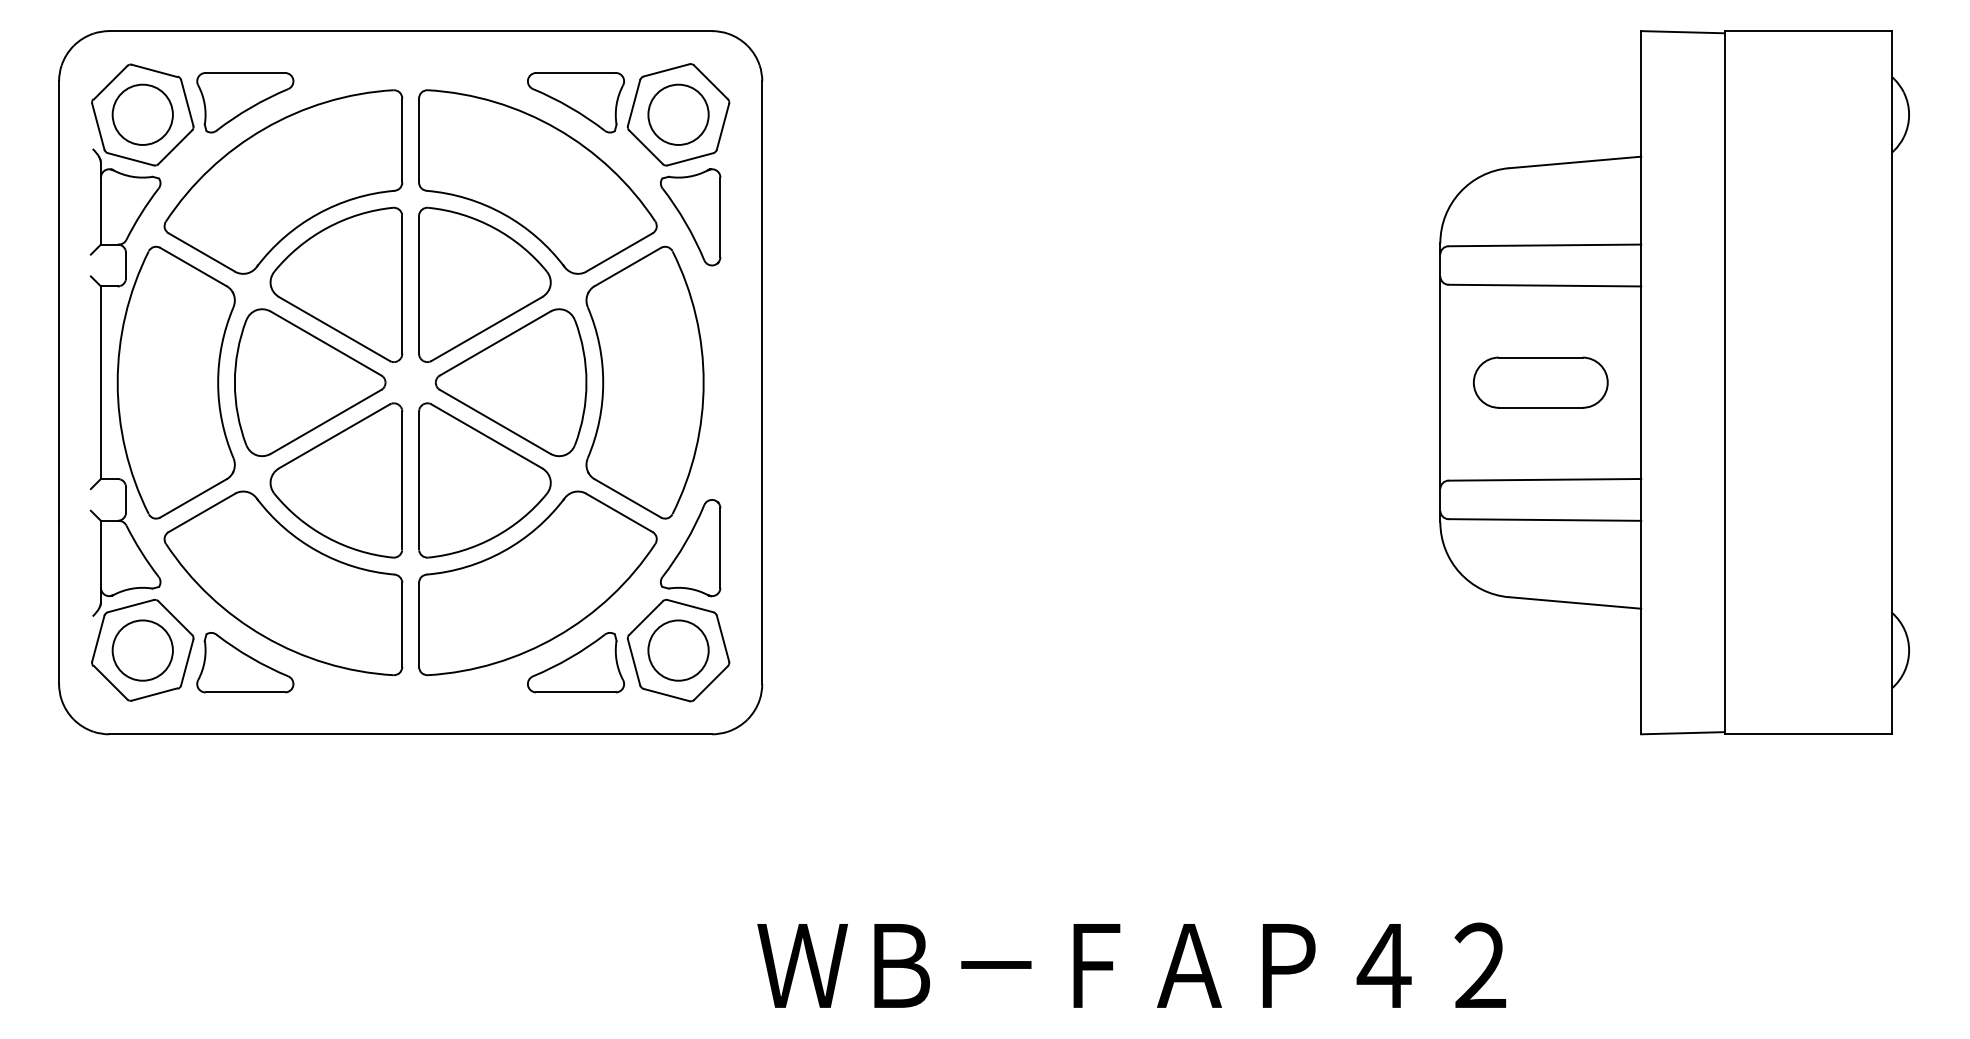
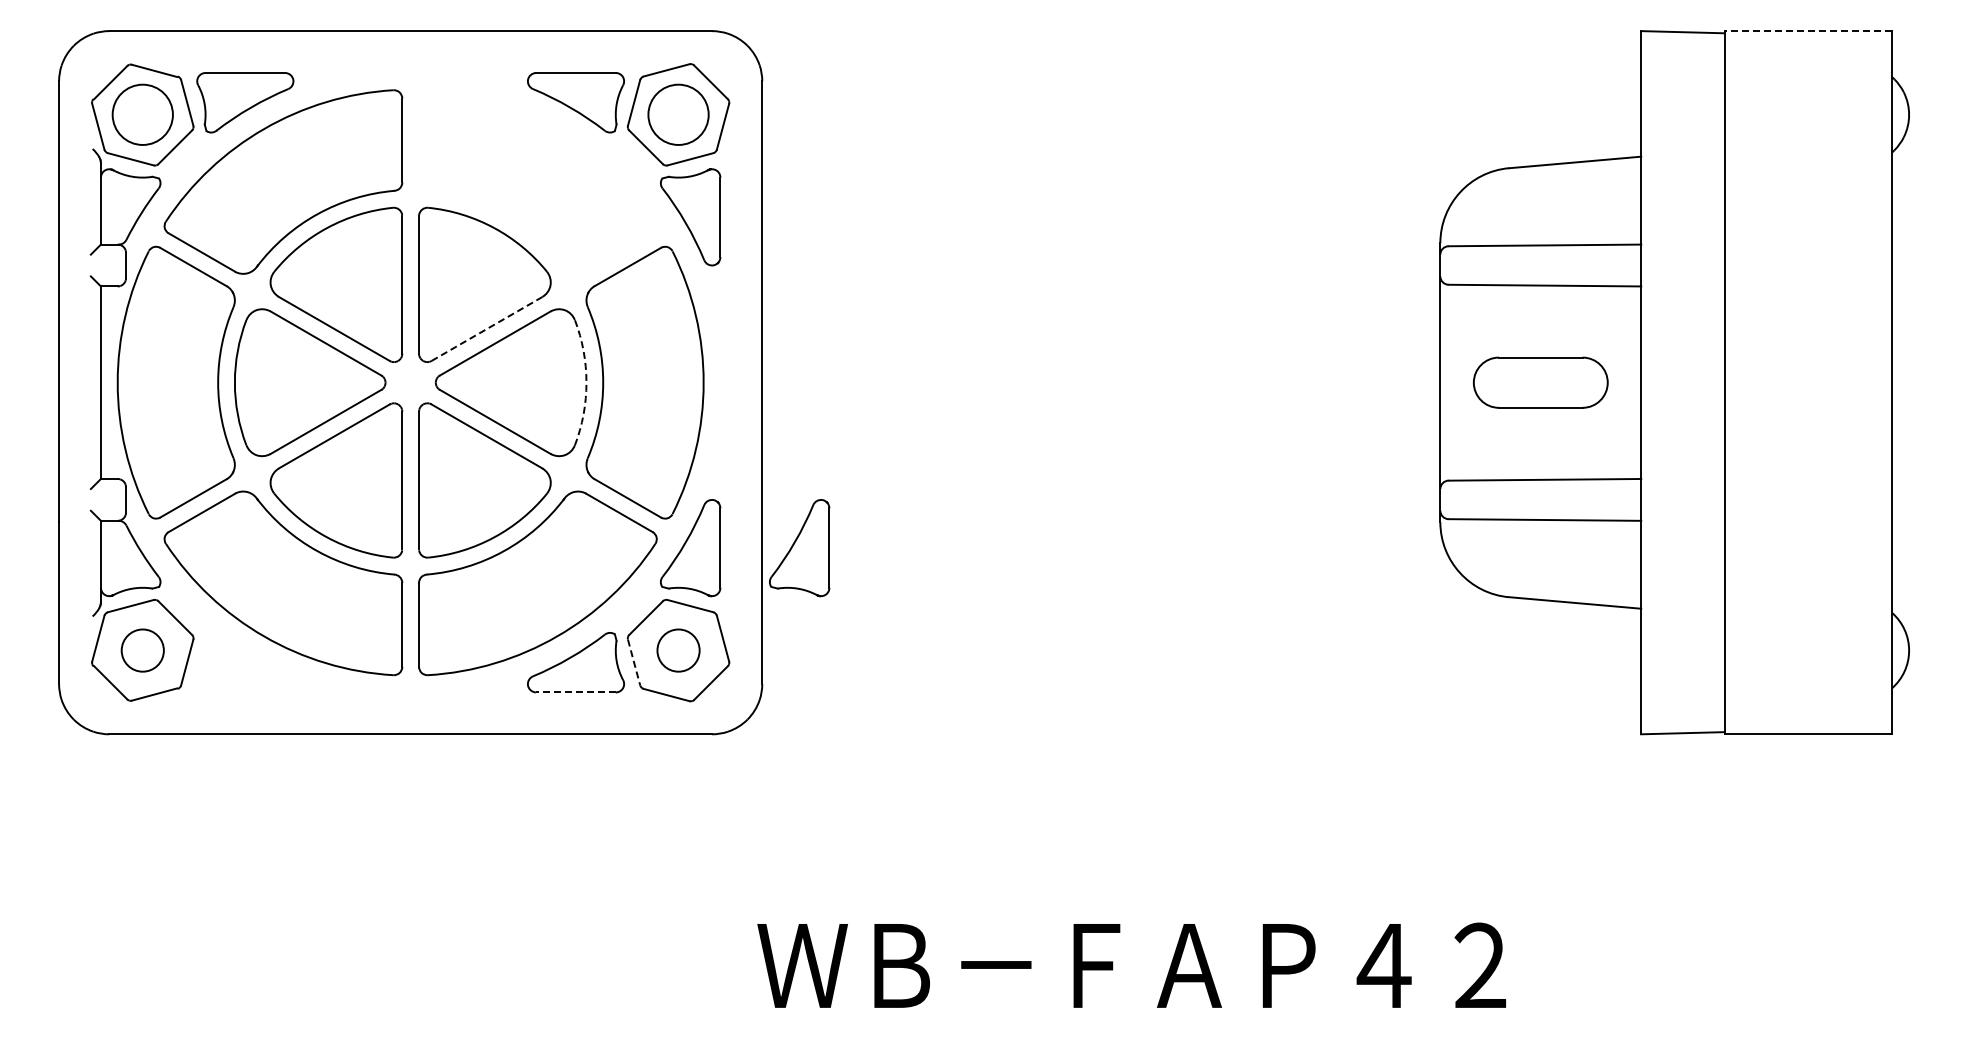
line: solid -> dashed (1808, 31)
part: present -> none (537, 181)
line: solid -> dashed (487, 328)
arc: solid -> dashed (586, 382)
part: none -> present (799, 548)
circle diameter: 60 px -> 42 px (142, 650)
circle diameter: 60 px -> 42 px (678, 650)
part: present -> none (245, 662)
line: solid -> dashed (634, 662)
line: solid -> dashed (576, 692)
